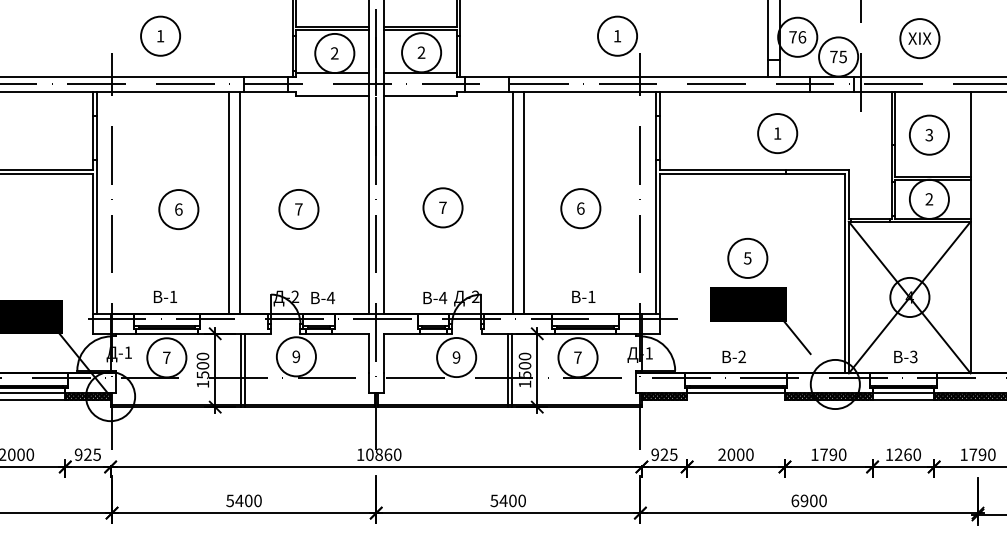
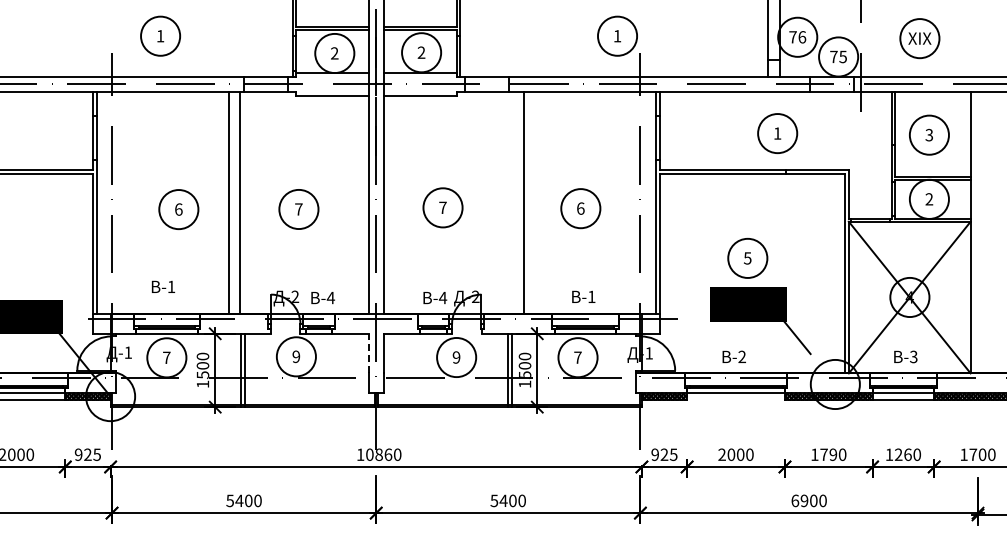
line: present -> none (512, 202)
text position: (165, 296) -> (163, 286) (163, 286)
line: solid -> dashed (368, 353)
text: 1790 -> 1700 (982, 454)
